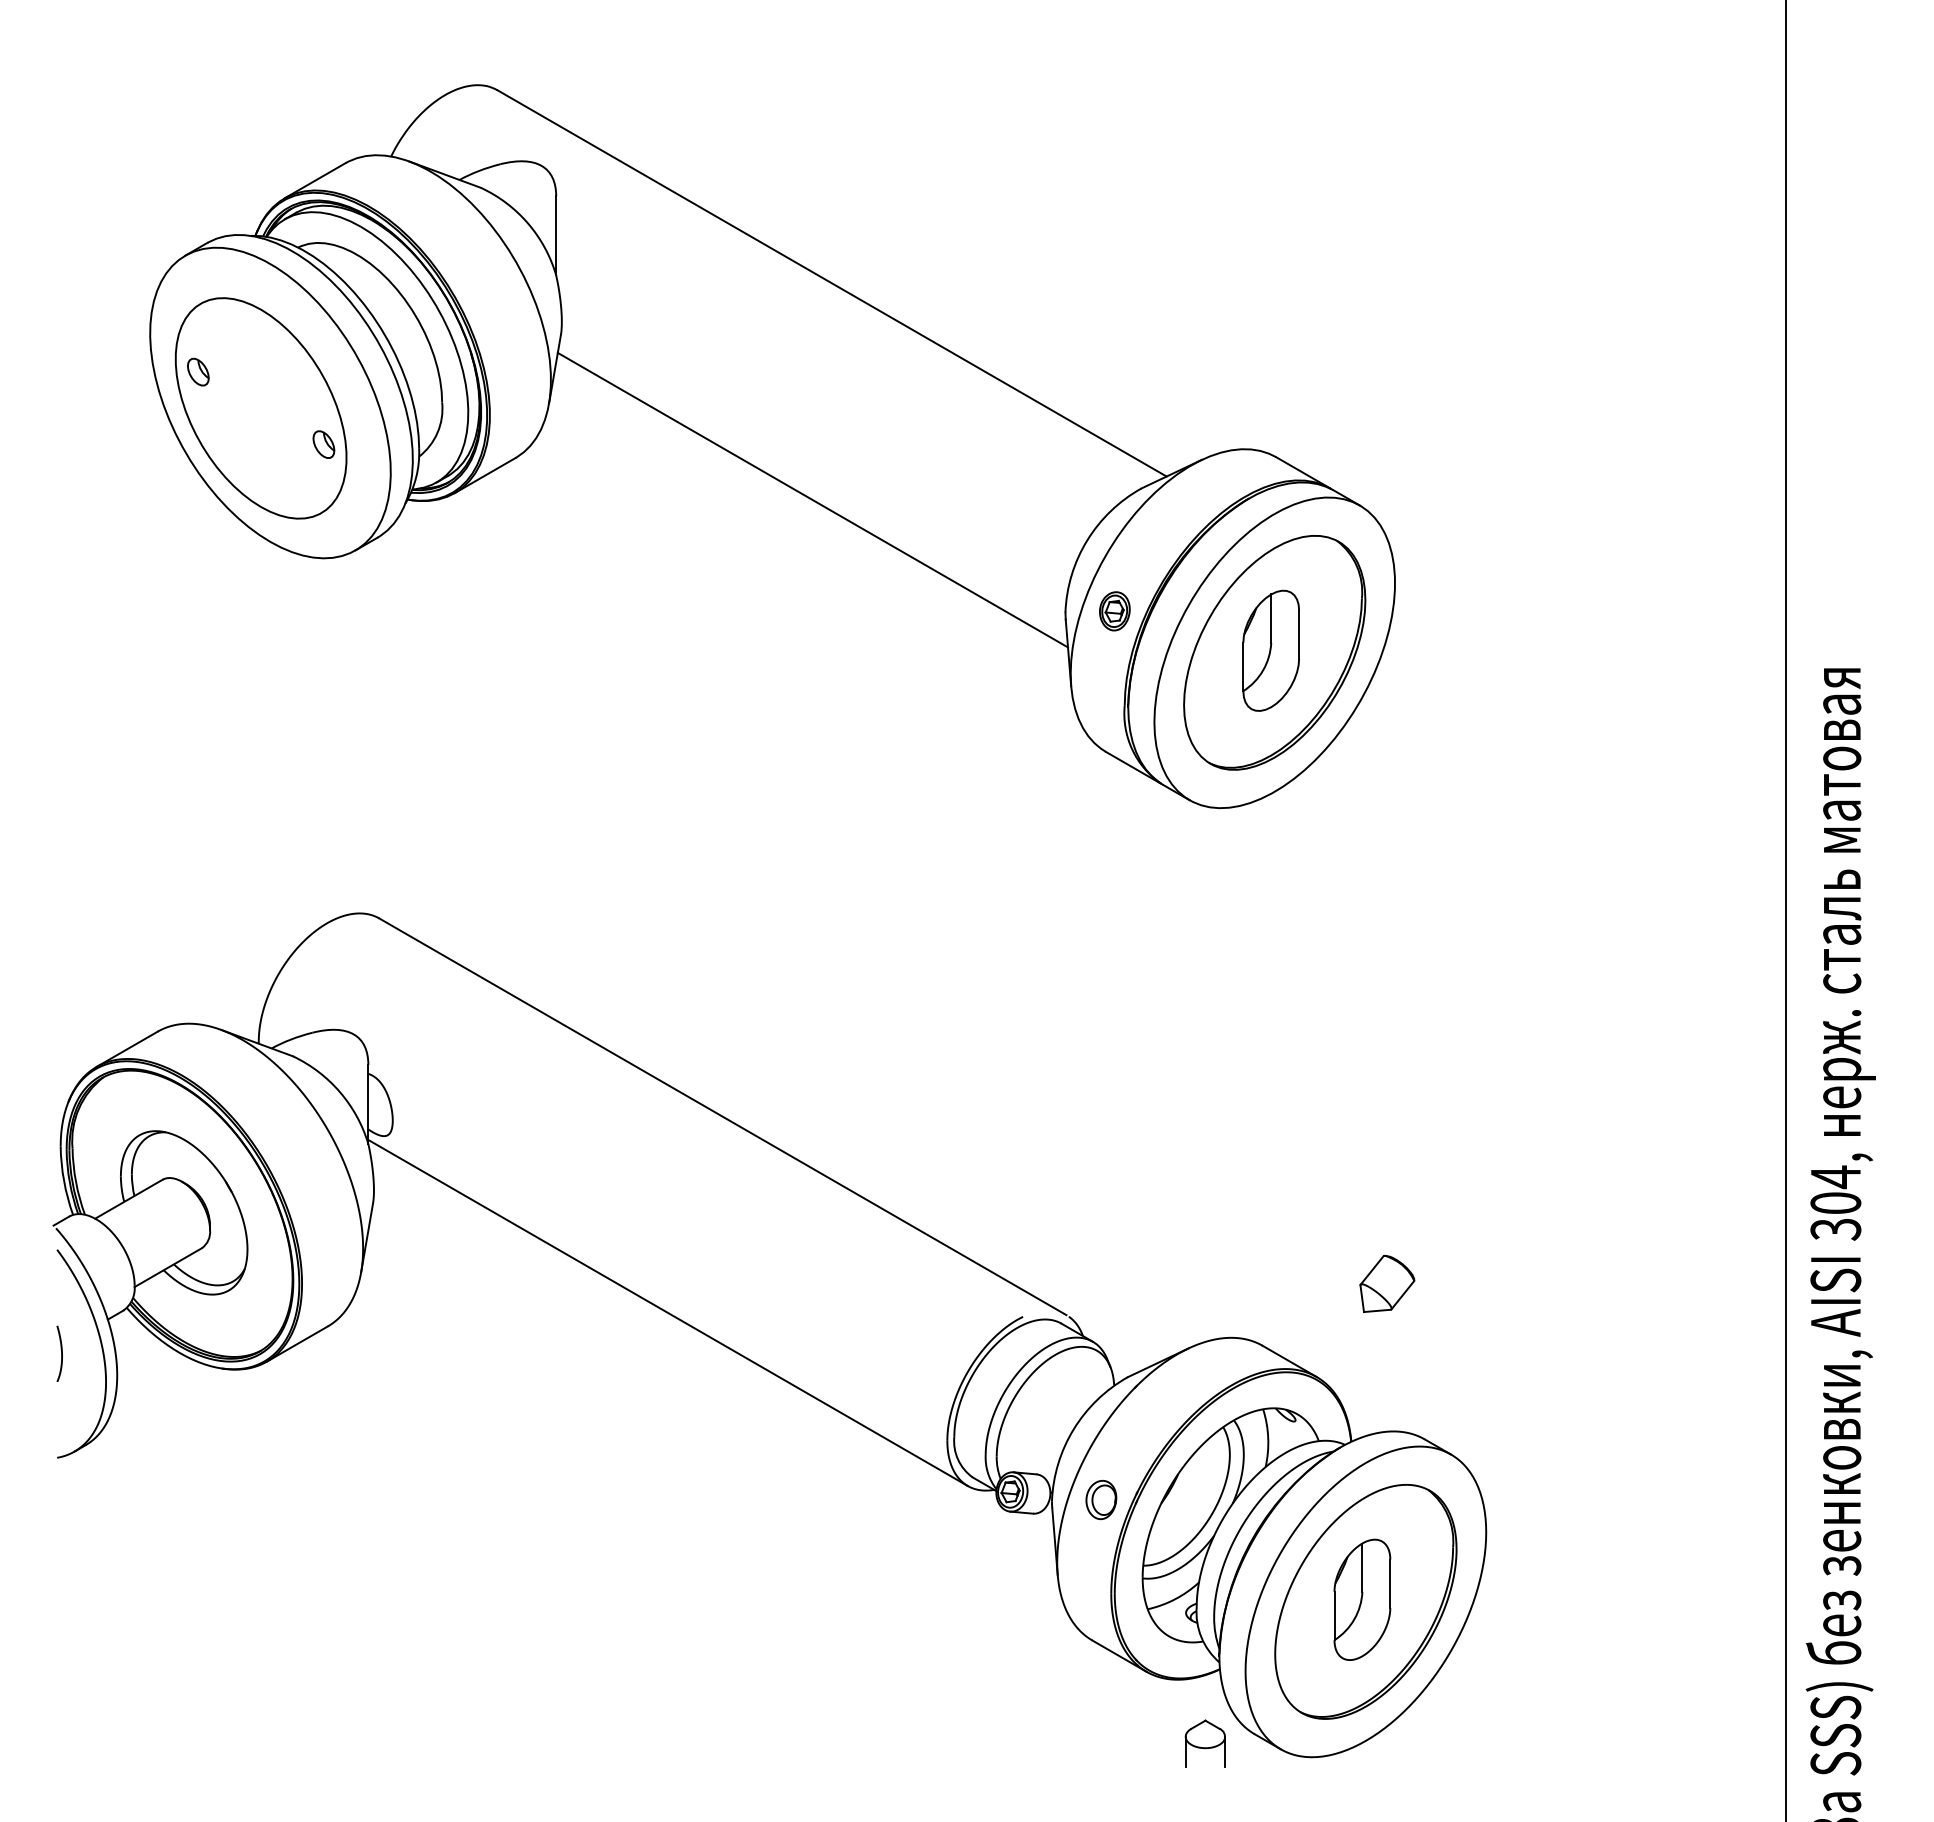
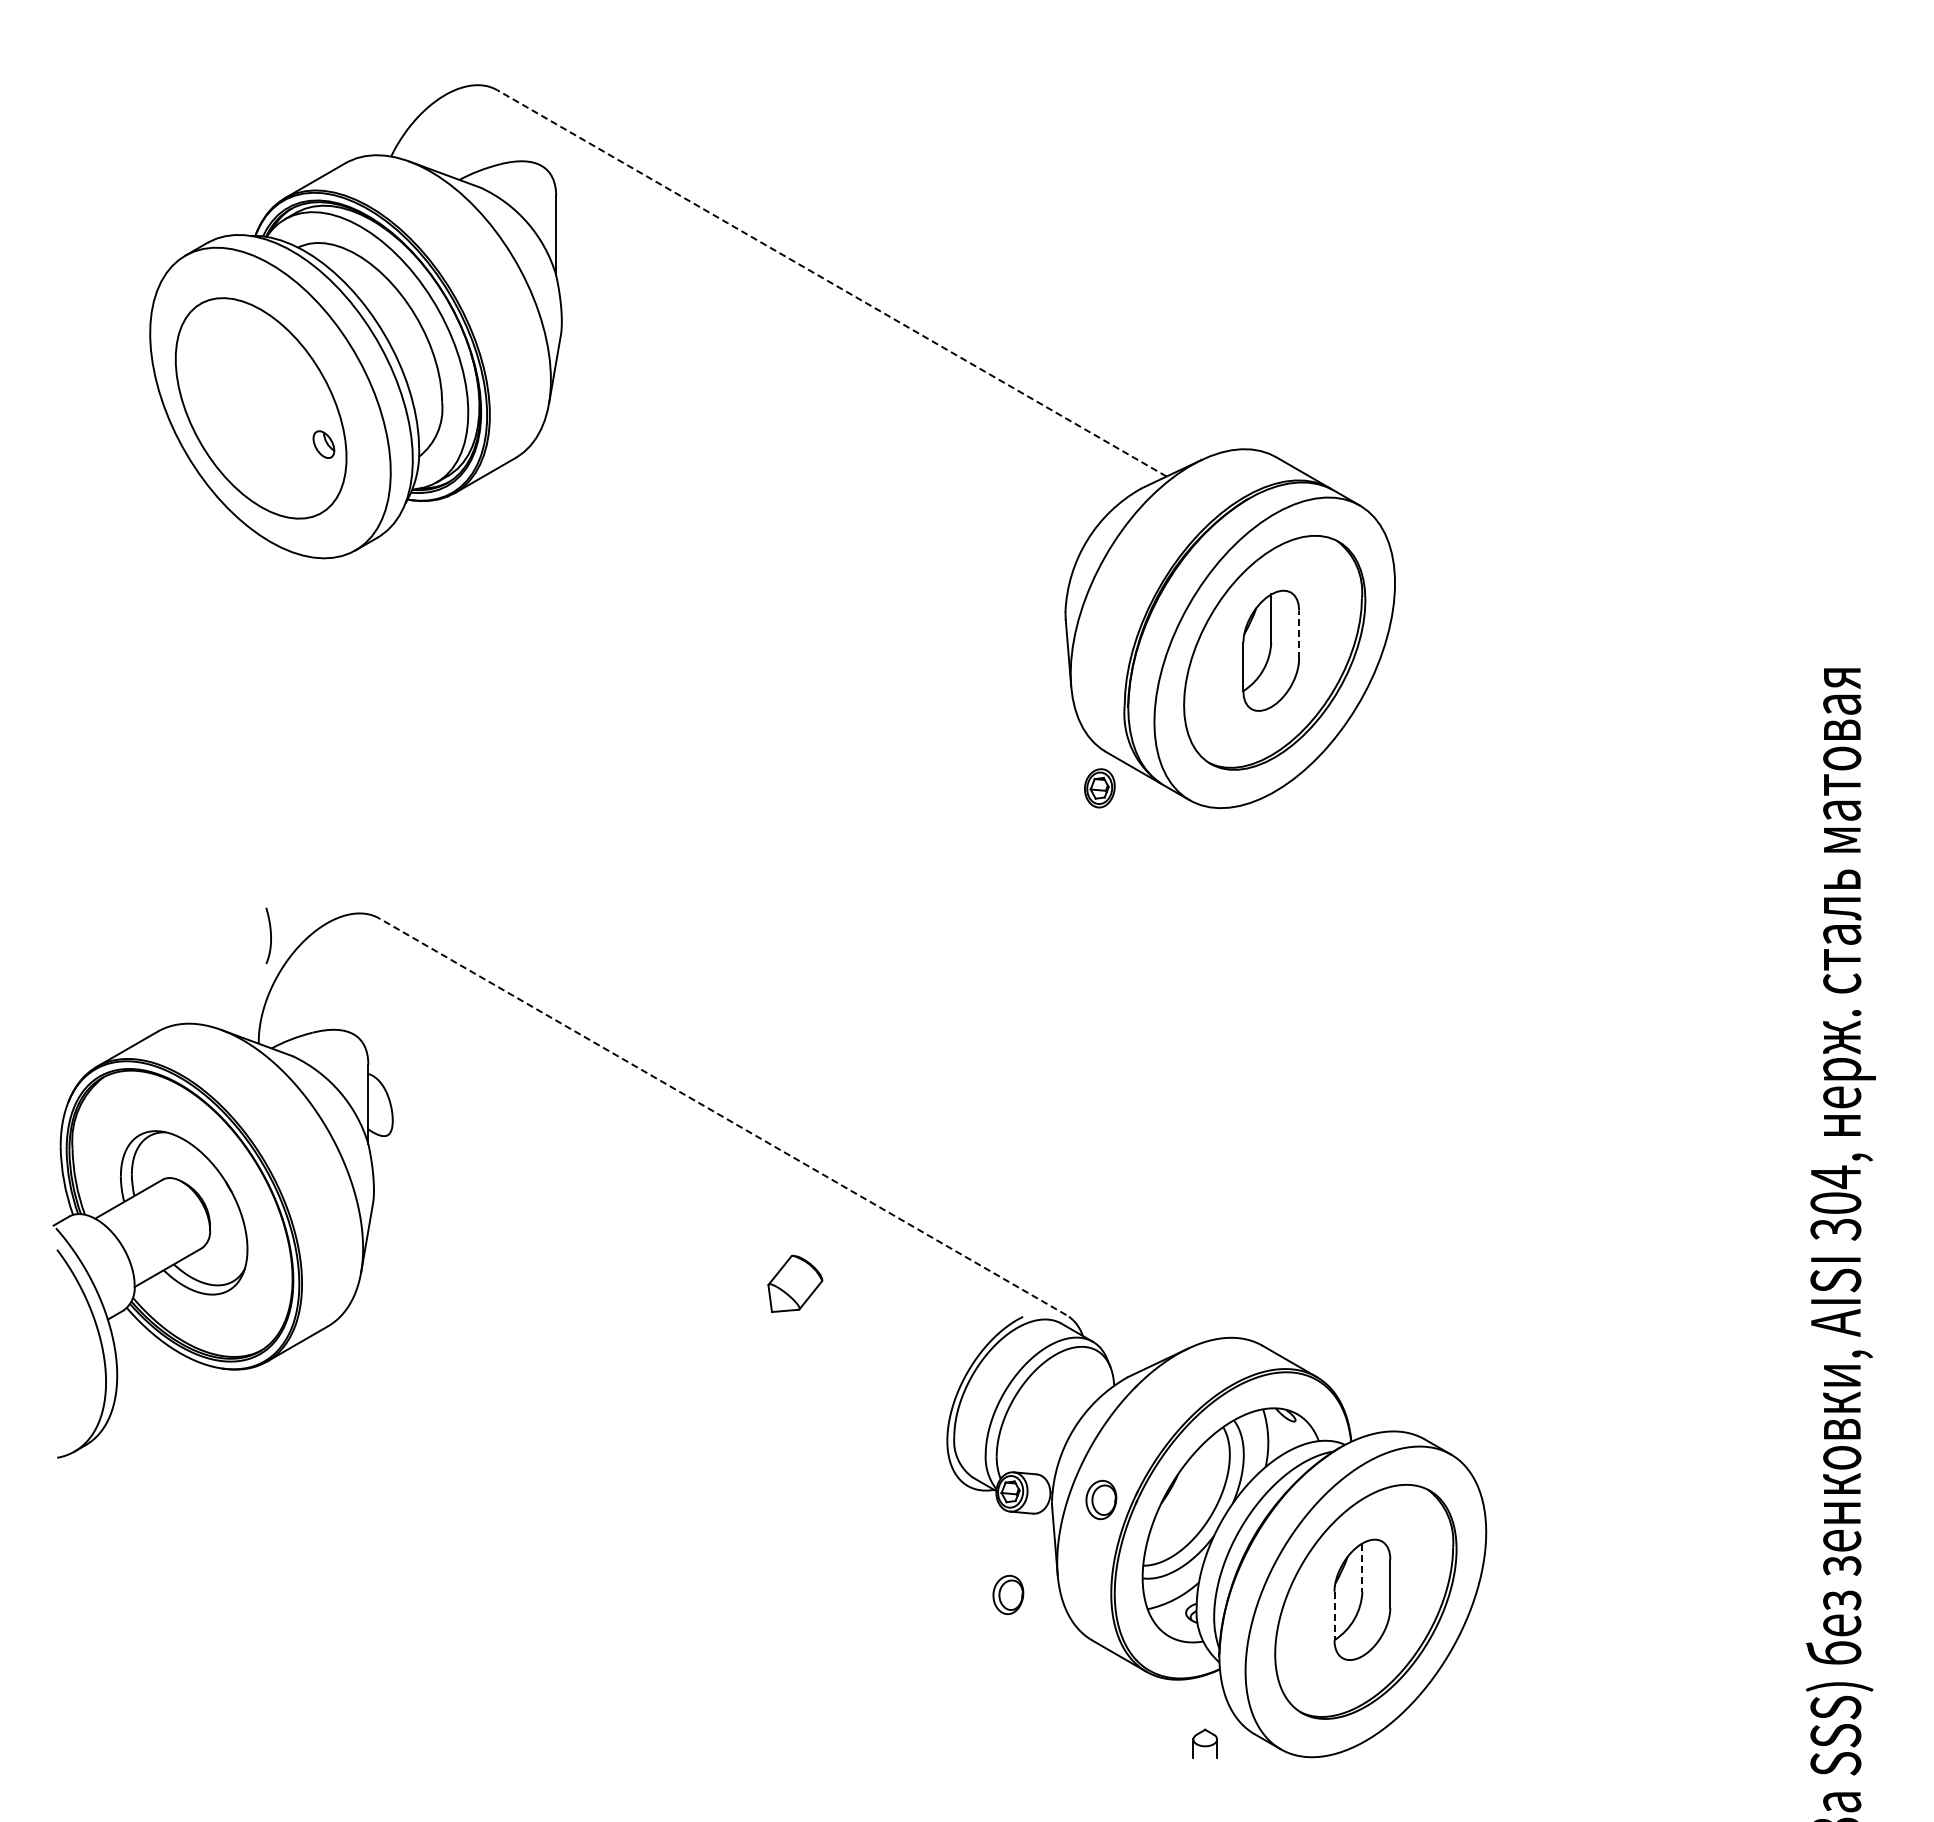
line: solid -> dashed (831, 283)
part: present -> none (198, 371)
line: present -> none (812, 499)
part position: (1114, 611) -> (1099, 788) (1099, 788)
line: solid -> dashed (1299, 634)
line: present -> none (1785, 910)
line: solid -> dashed (722, 1116)
part position: (1387, 1283) -> (795, 1283) (795, 1283)
line: present -> none (667, 1312)
curve position: (61, 1353) -> (270, 935) (270, 935)
line: solid -> dashed (1362, 1568)
part: none -> present (1008, 1595)
line: solid -> dashed (1334, 1616)
part size: 42x49 px -> 26x31 px (1204, 1743)
